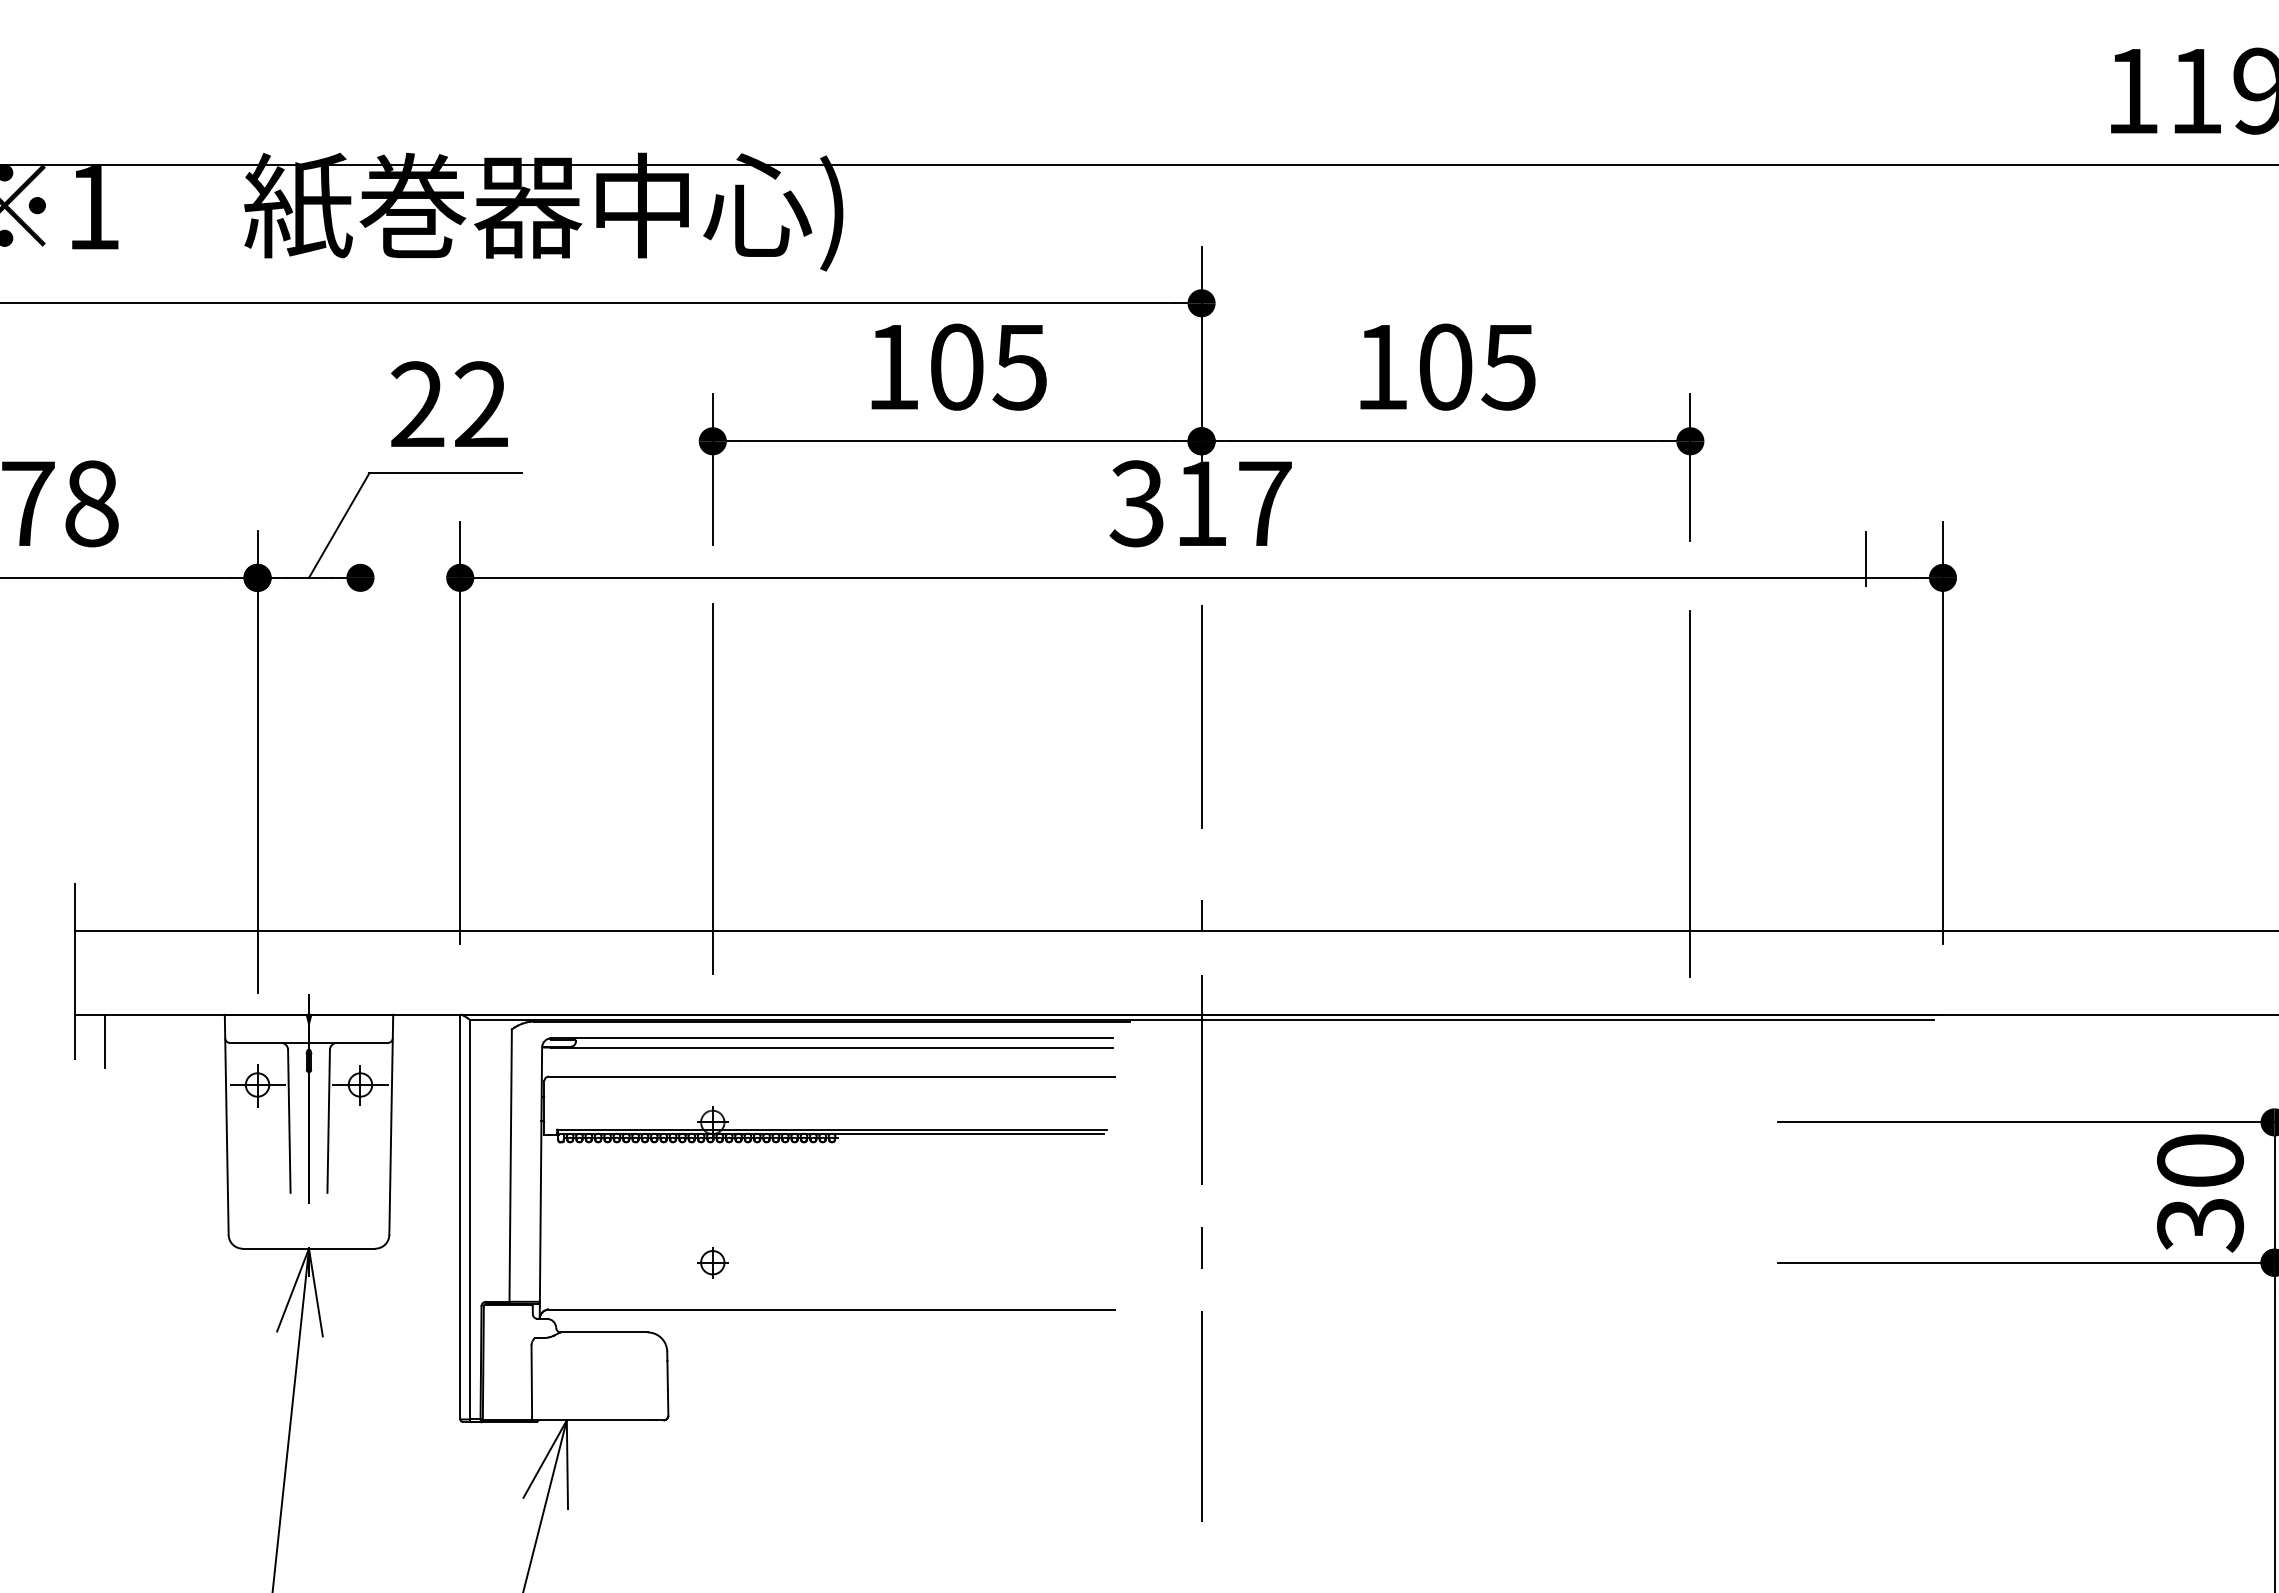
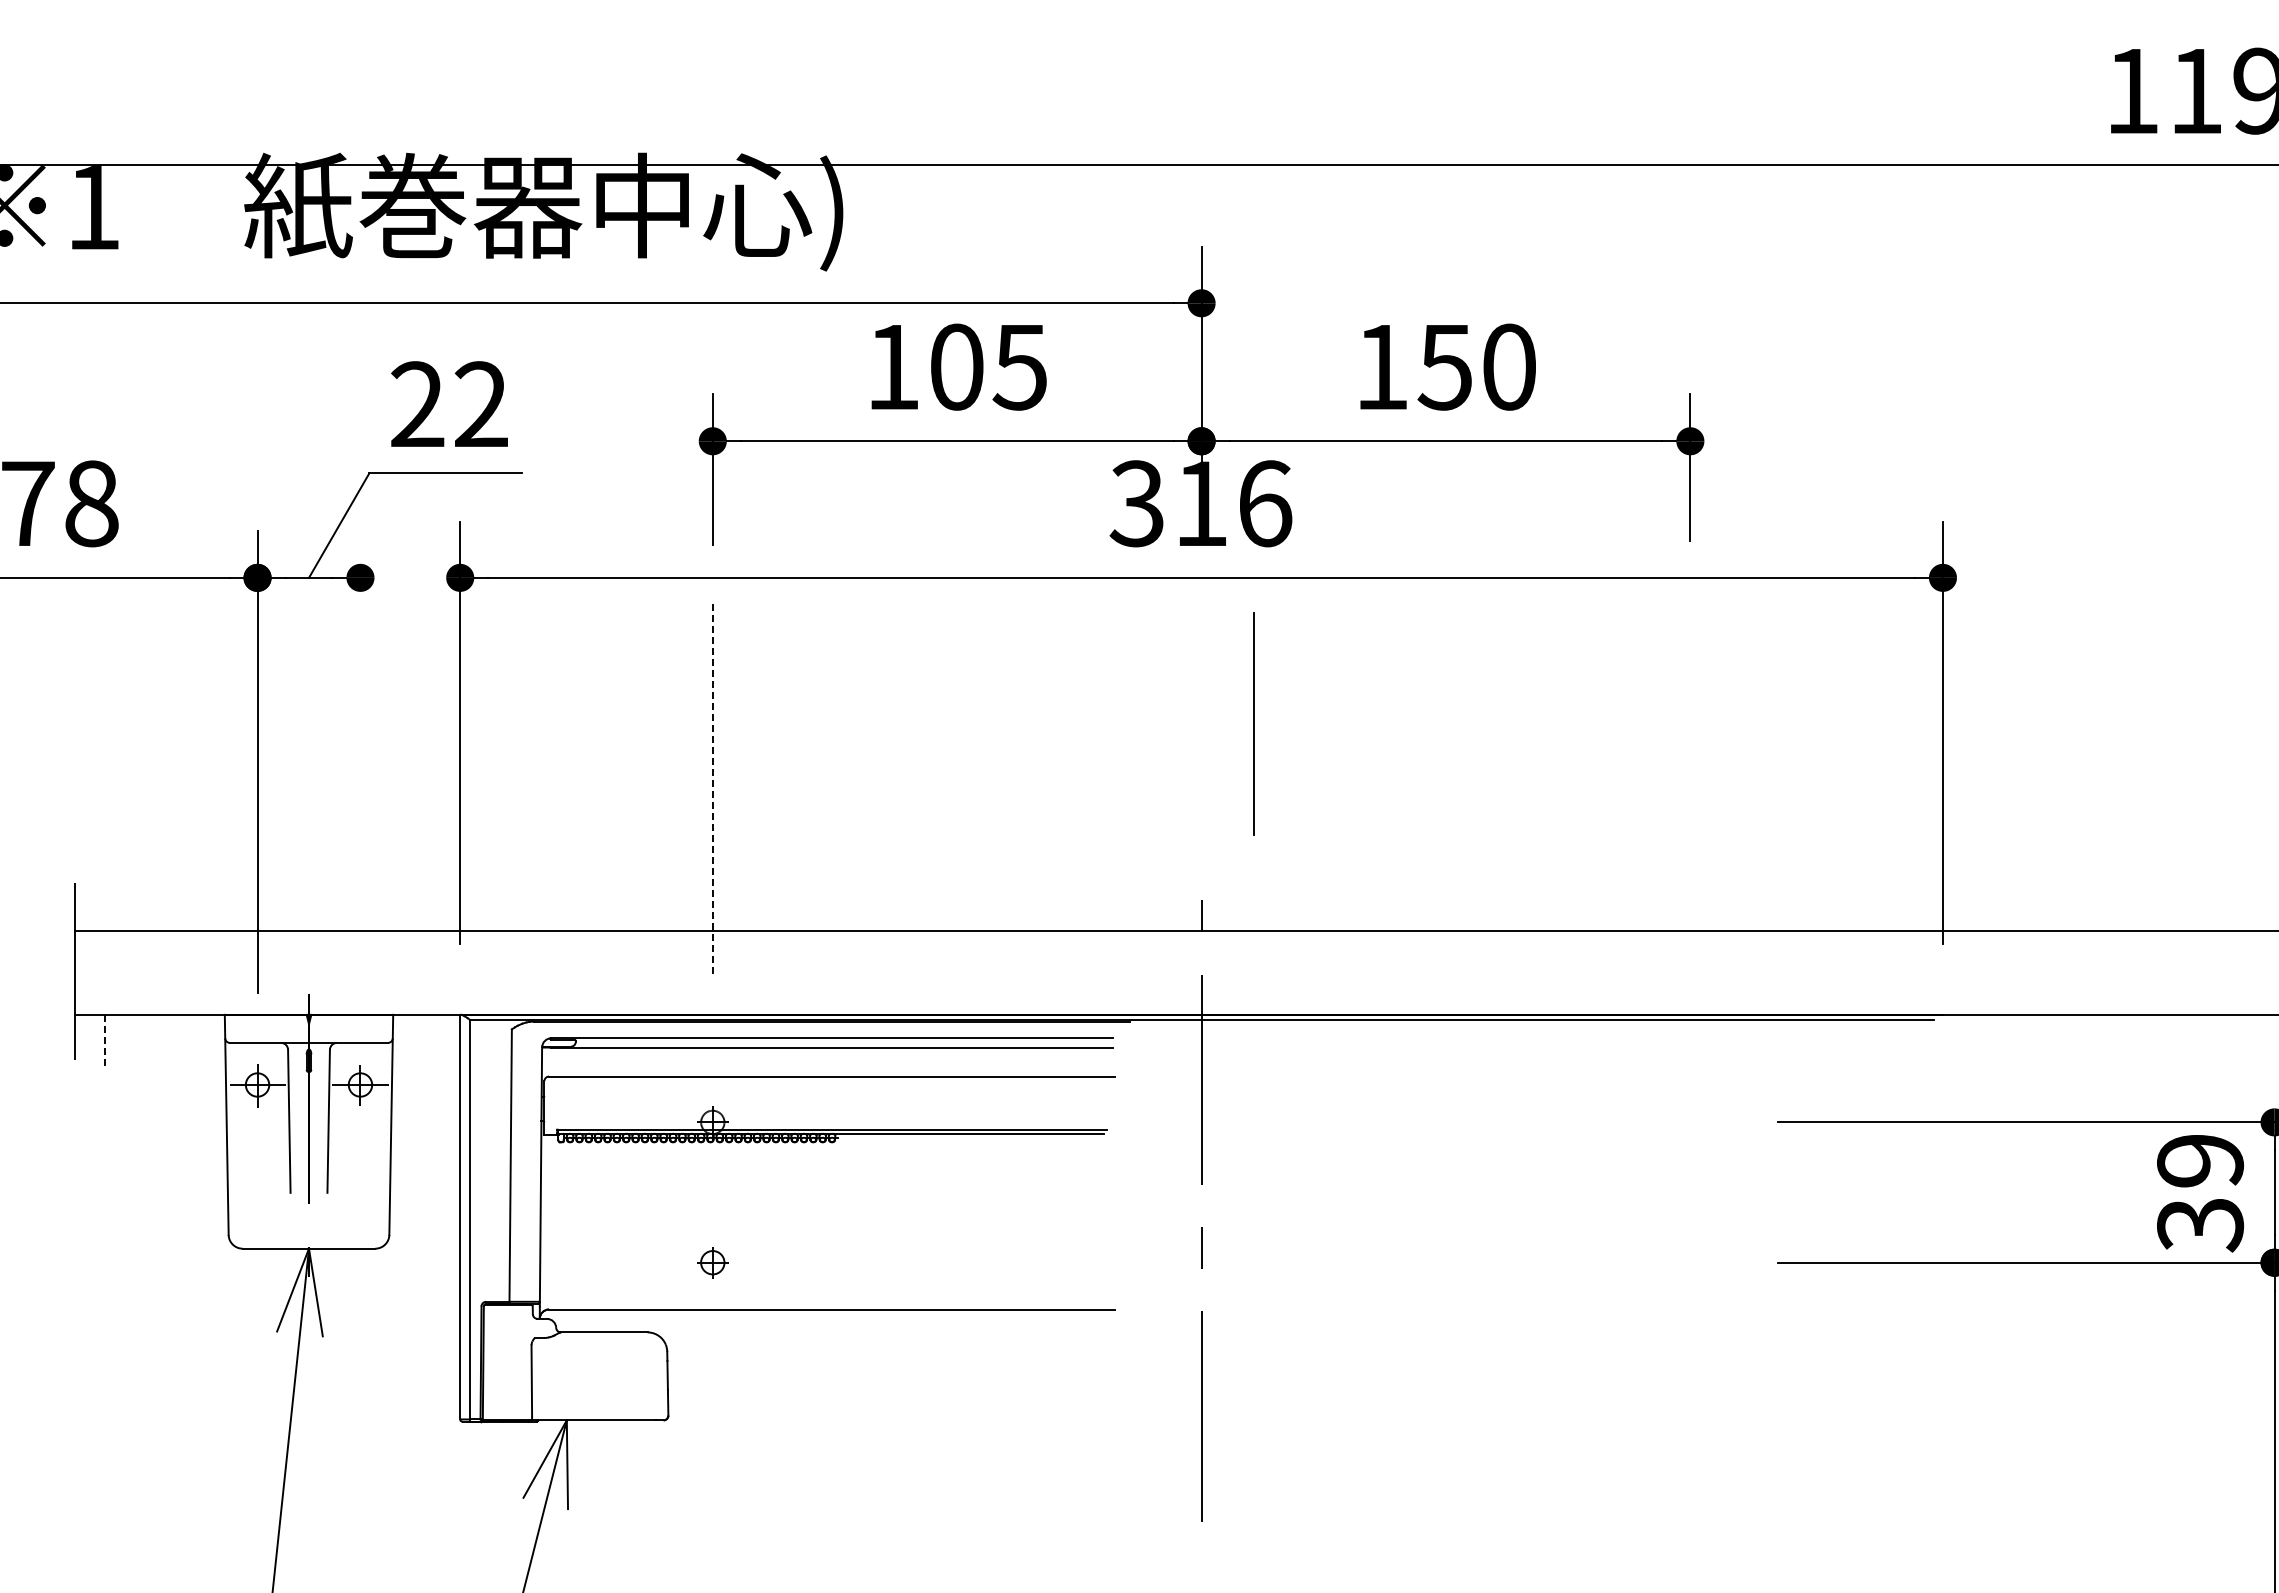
text: 105 -> 150 (1476, 366)
text: 317 -> 316 (1265, 503)
line: present -> none (1865, 558)
line position: (1201, 716) -> (1253, 723) (1253, 723)
line: solid -> dashed (712, 788)
line: present -> none (1690, 793)
line: solid -> dashed (105, 1041)
text: 30 -> 39 (2200, 1160)
